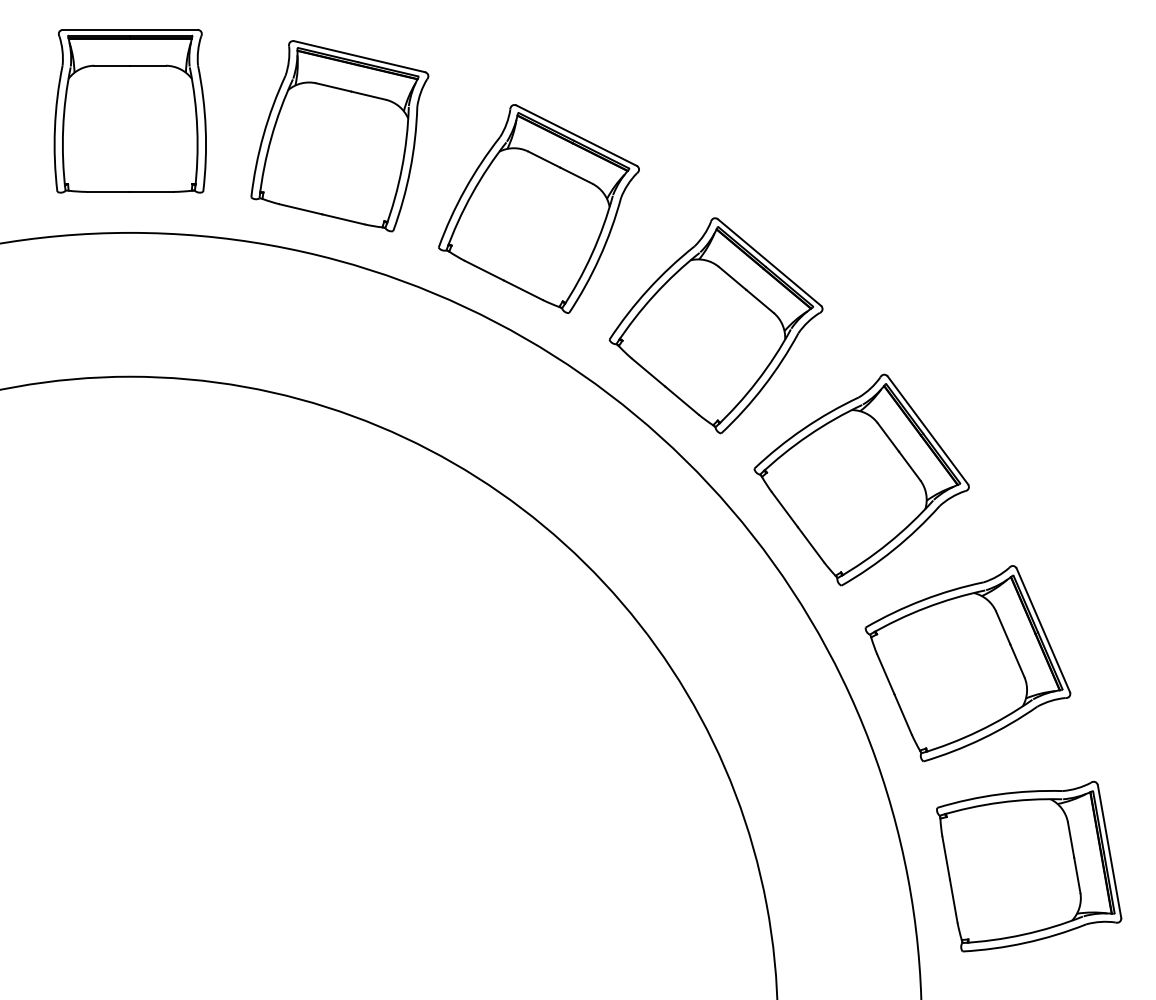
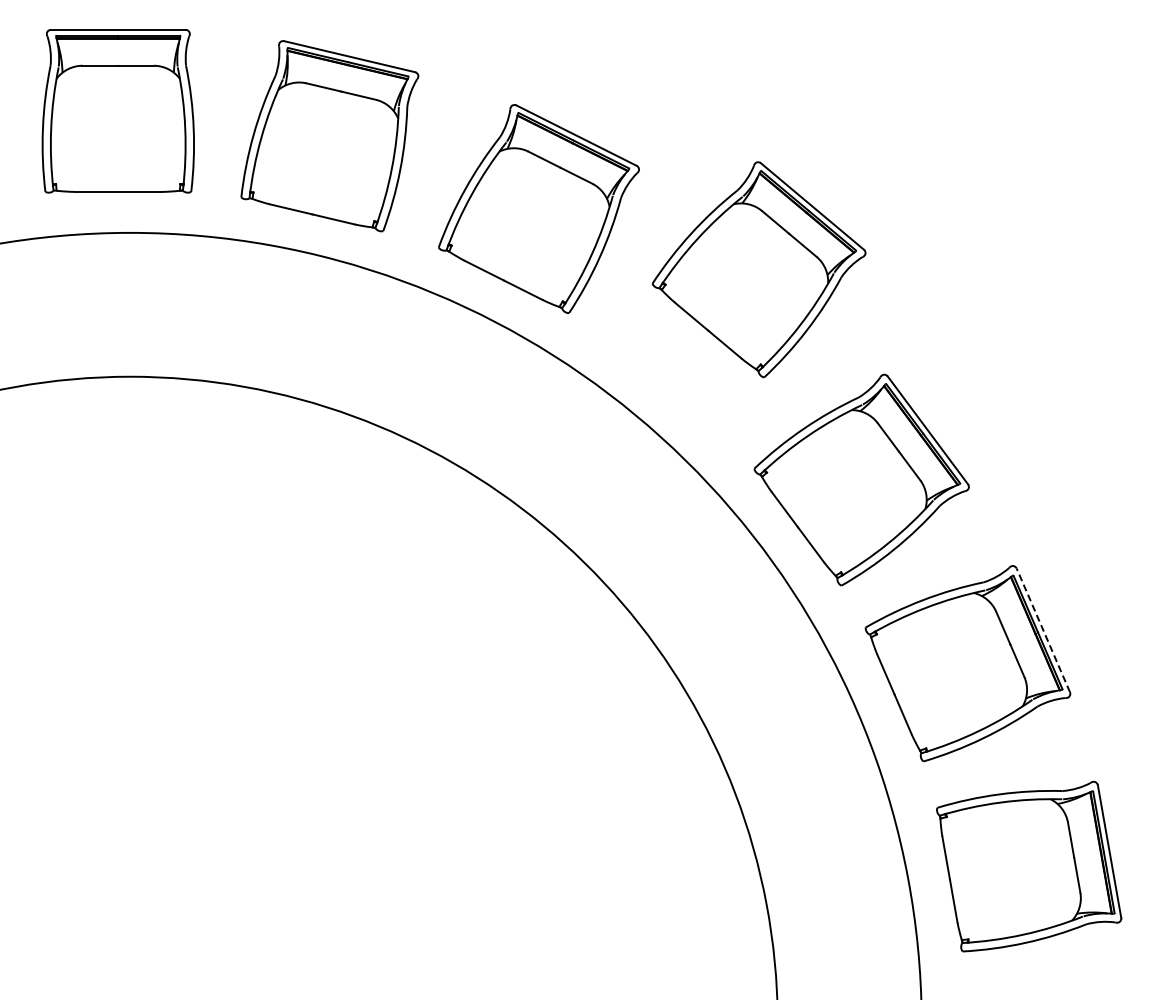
part position: (129, 111) -> (117, 111) (117, 111)
part position: (339, 136) -> (329, 136) (329, 136)
part position: (715, 325) -> (758, 269) (758, 269)
line: solid -> dashed (1043, 629)
